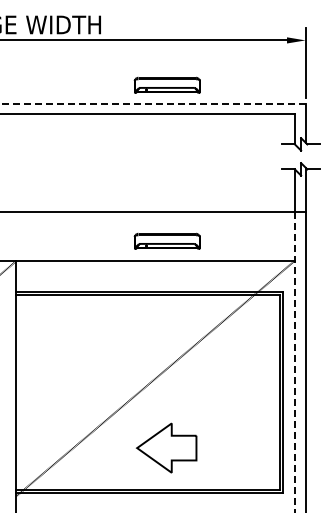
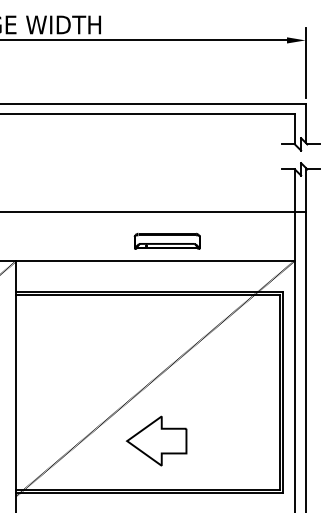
part: present -> none (166, 84)
line: dashed -> solid (152, 104)
line: dashed -> solid (294, 362)
part position: (166, 447) -> (156, 440) (156, 440)
